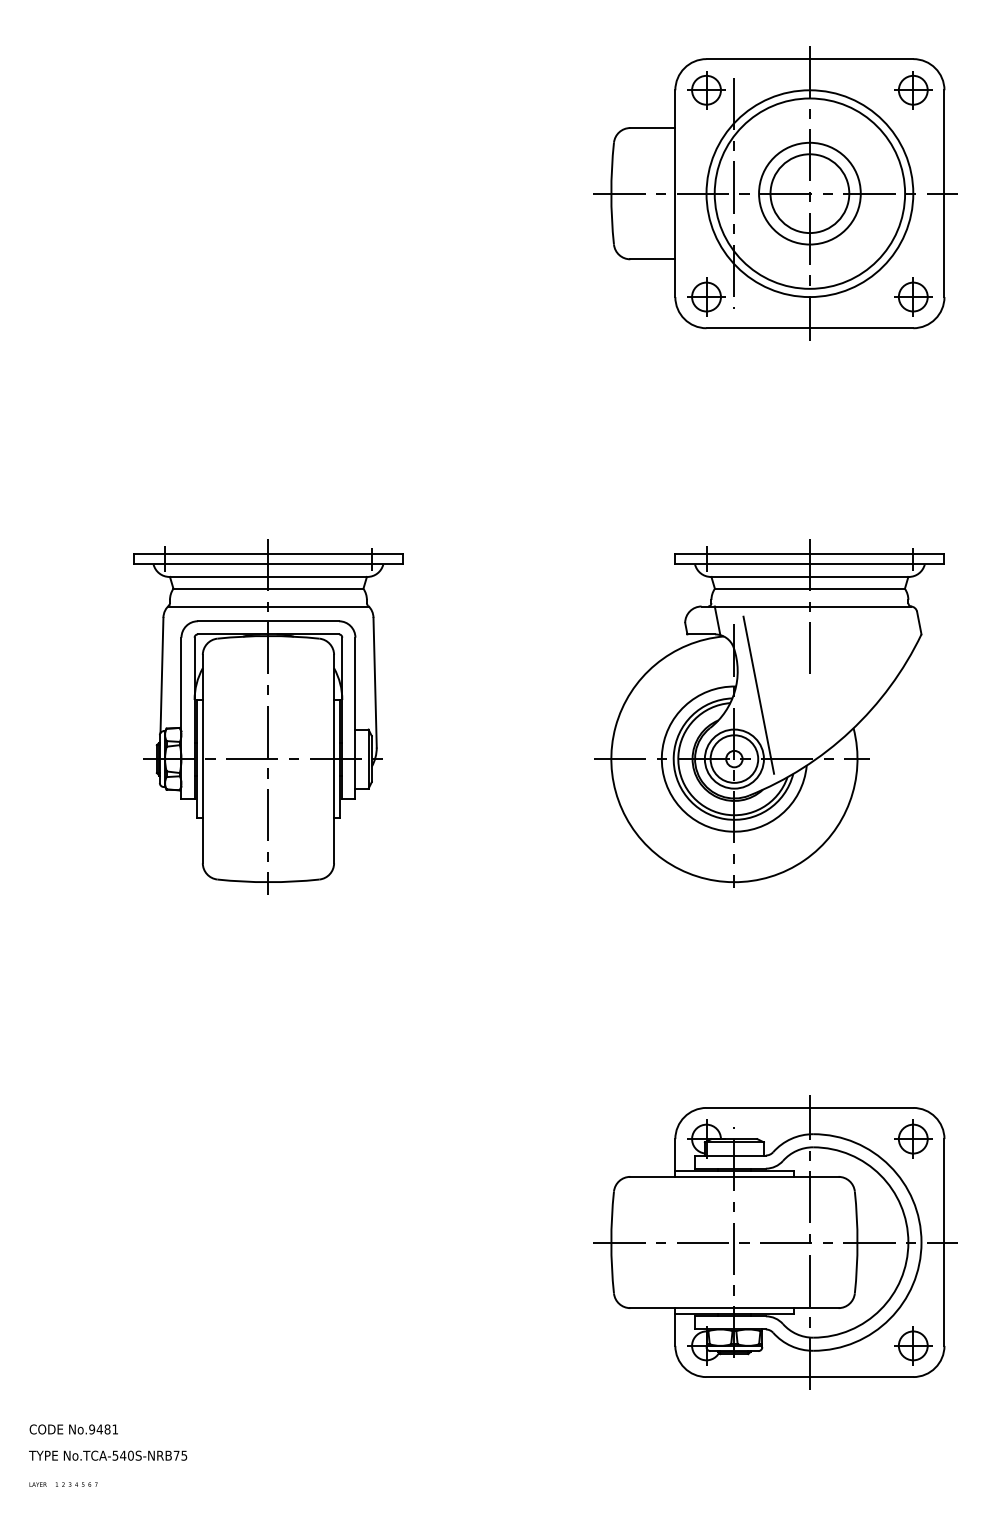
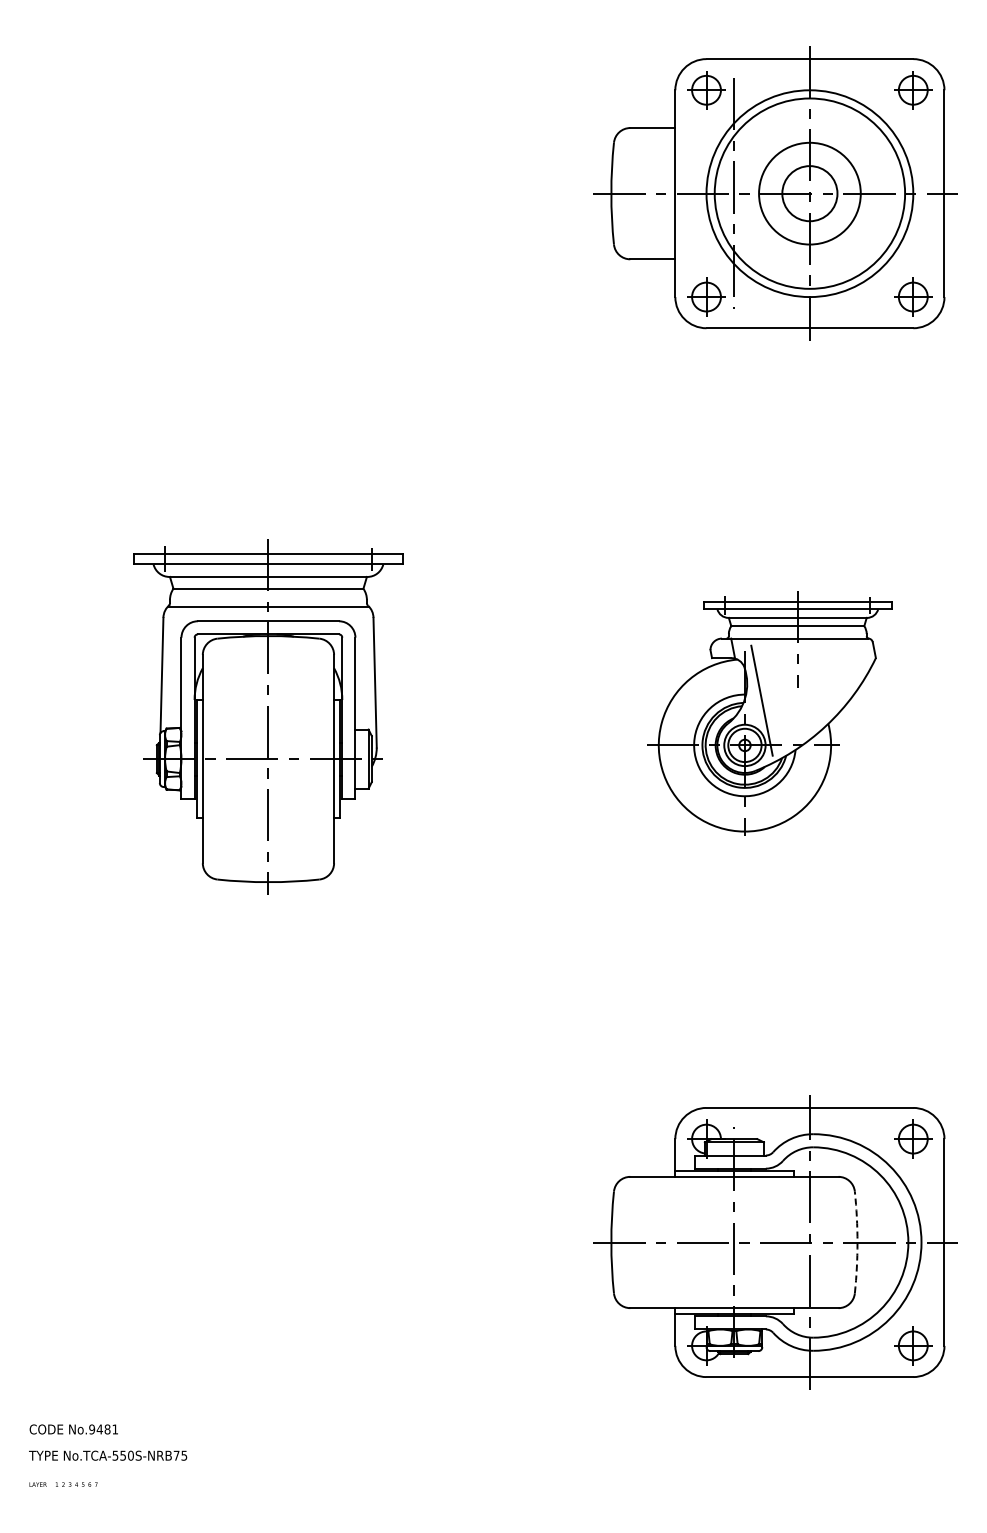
circle diameter: 79 px -> 55 px (809, 193)
part size: 351x349 px -> 246x245 px (769, 713)
arc: solid -> dashed (857, 1242)
text: No.TCA-540S-NRB75 -> No.TCA-550S-NRB75 (123, 1455)
